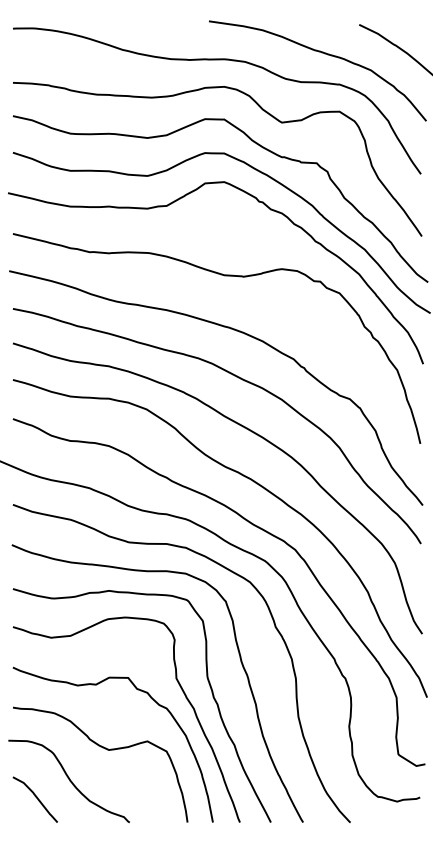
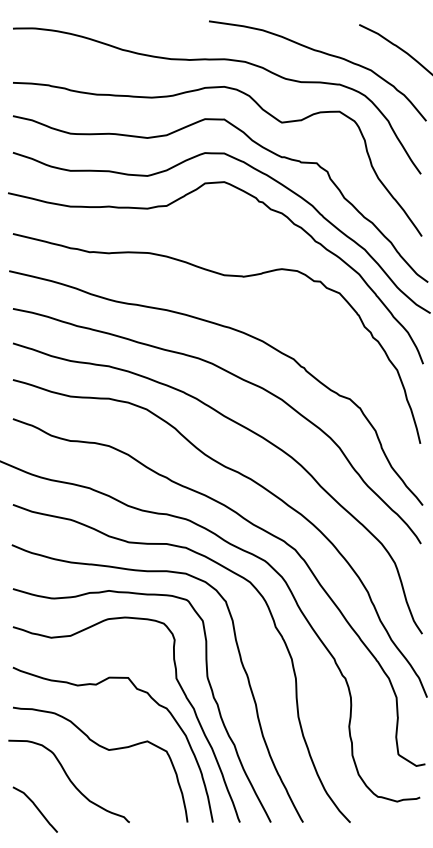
curve position: (35, 797) -> (35, 807) (35, 807)
